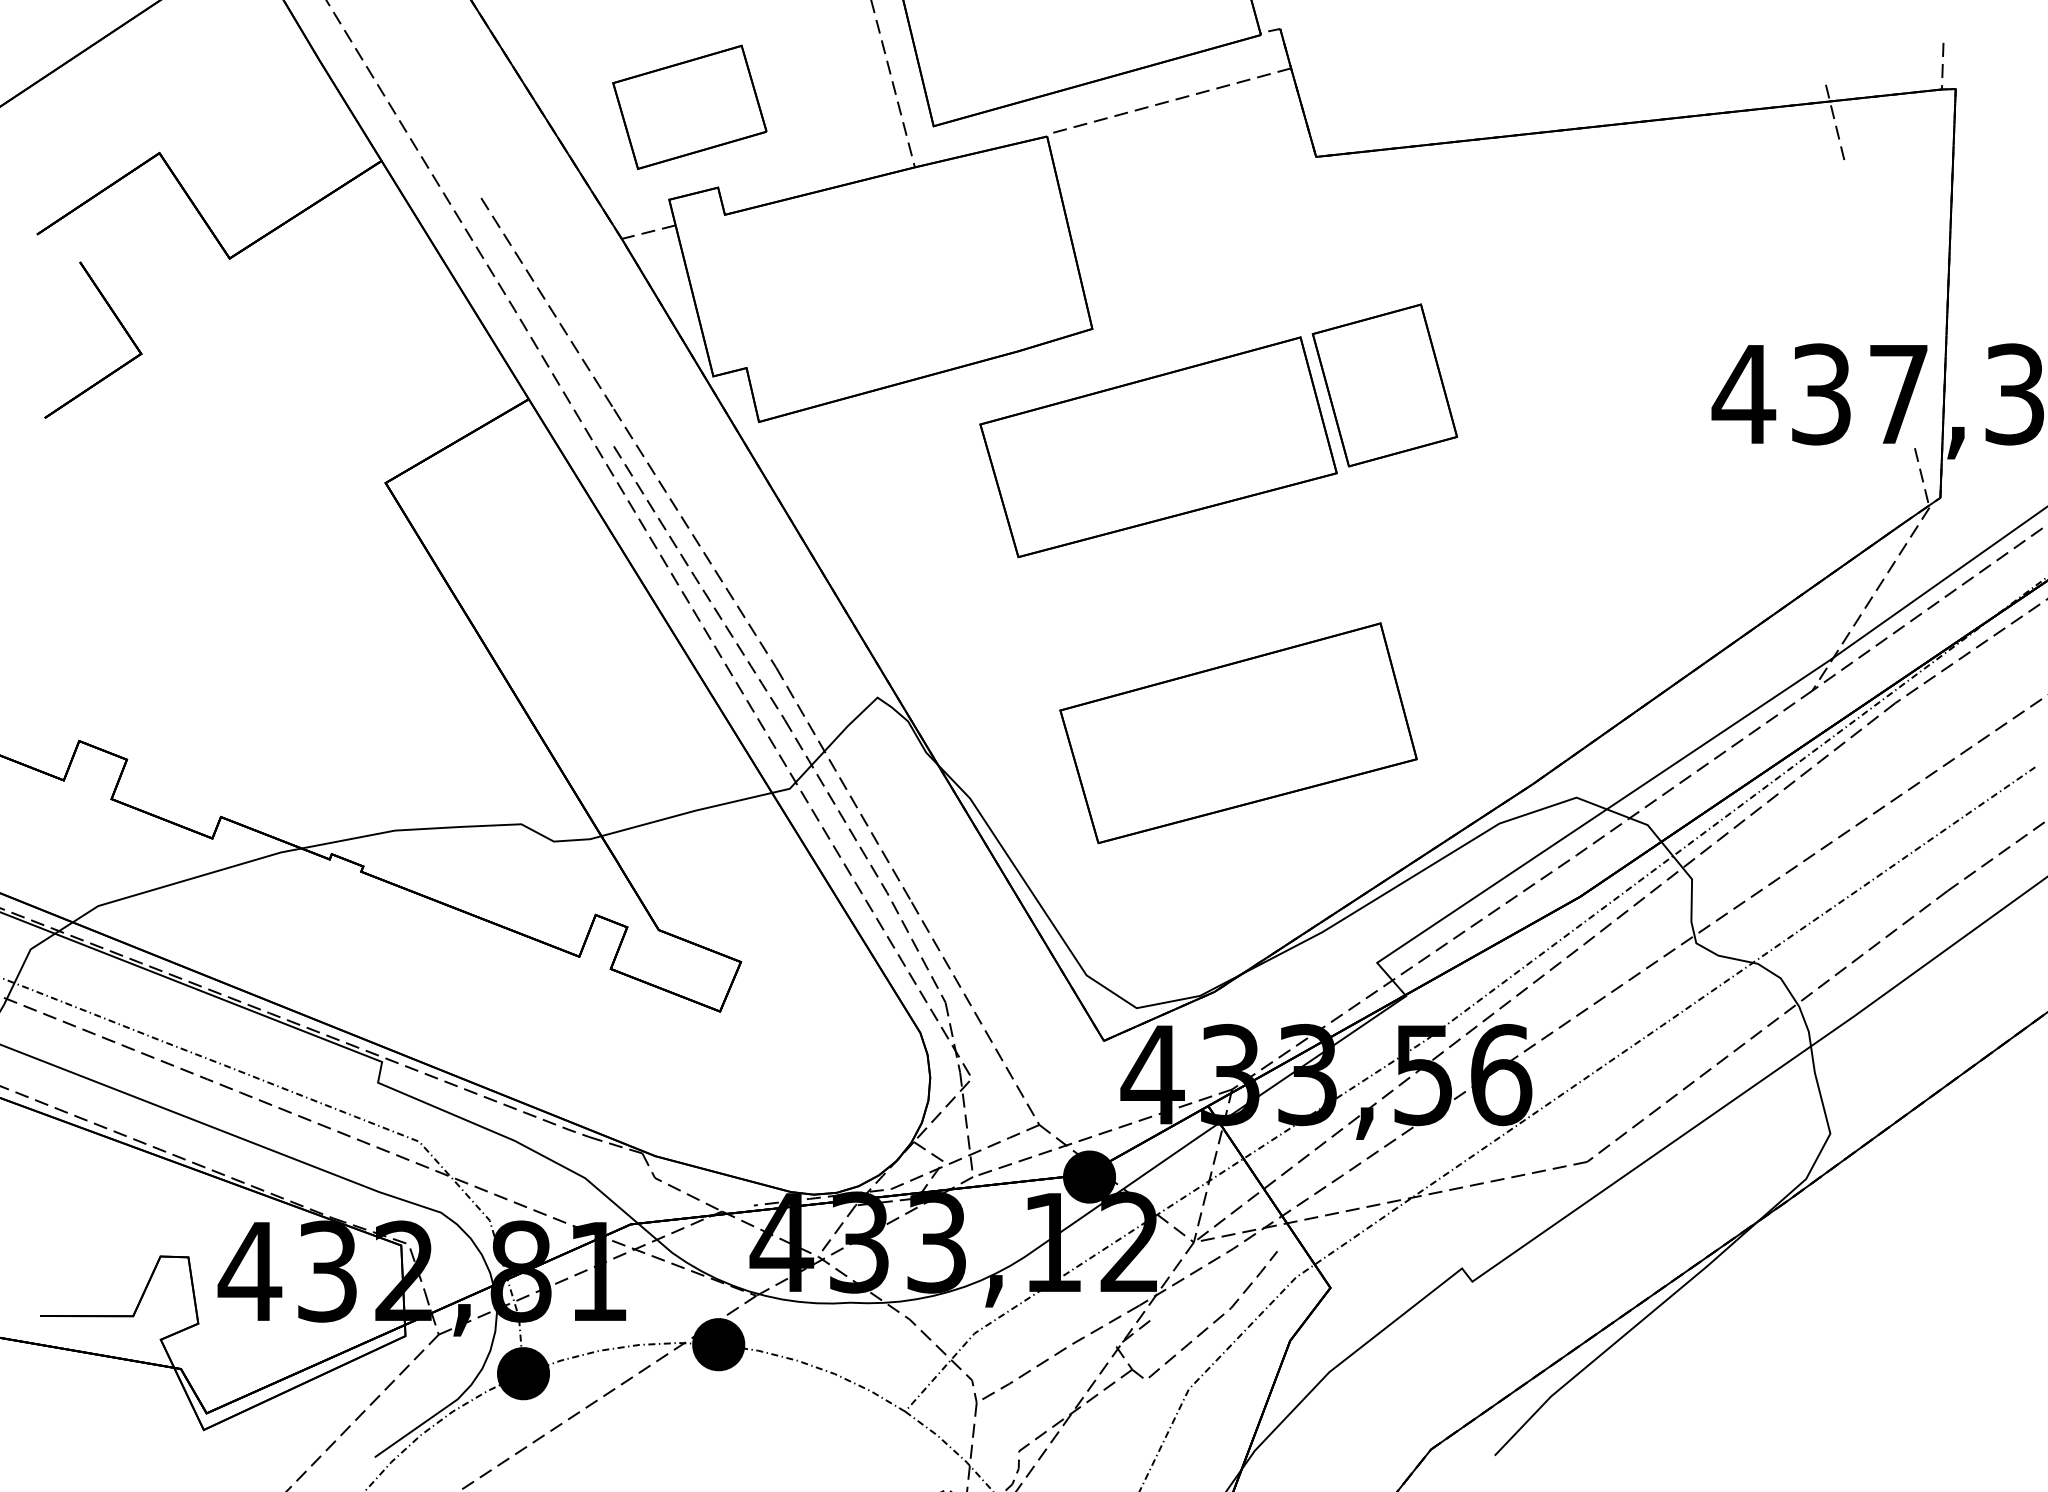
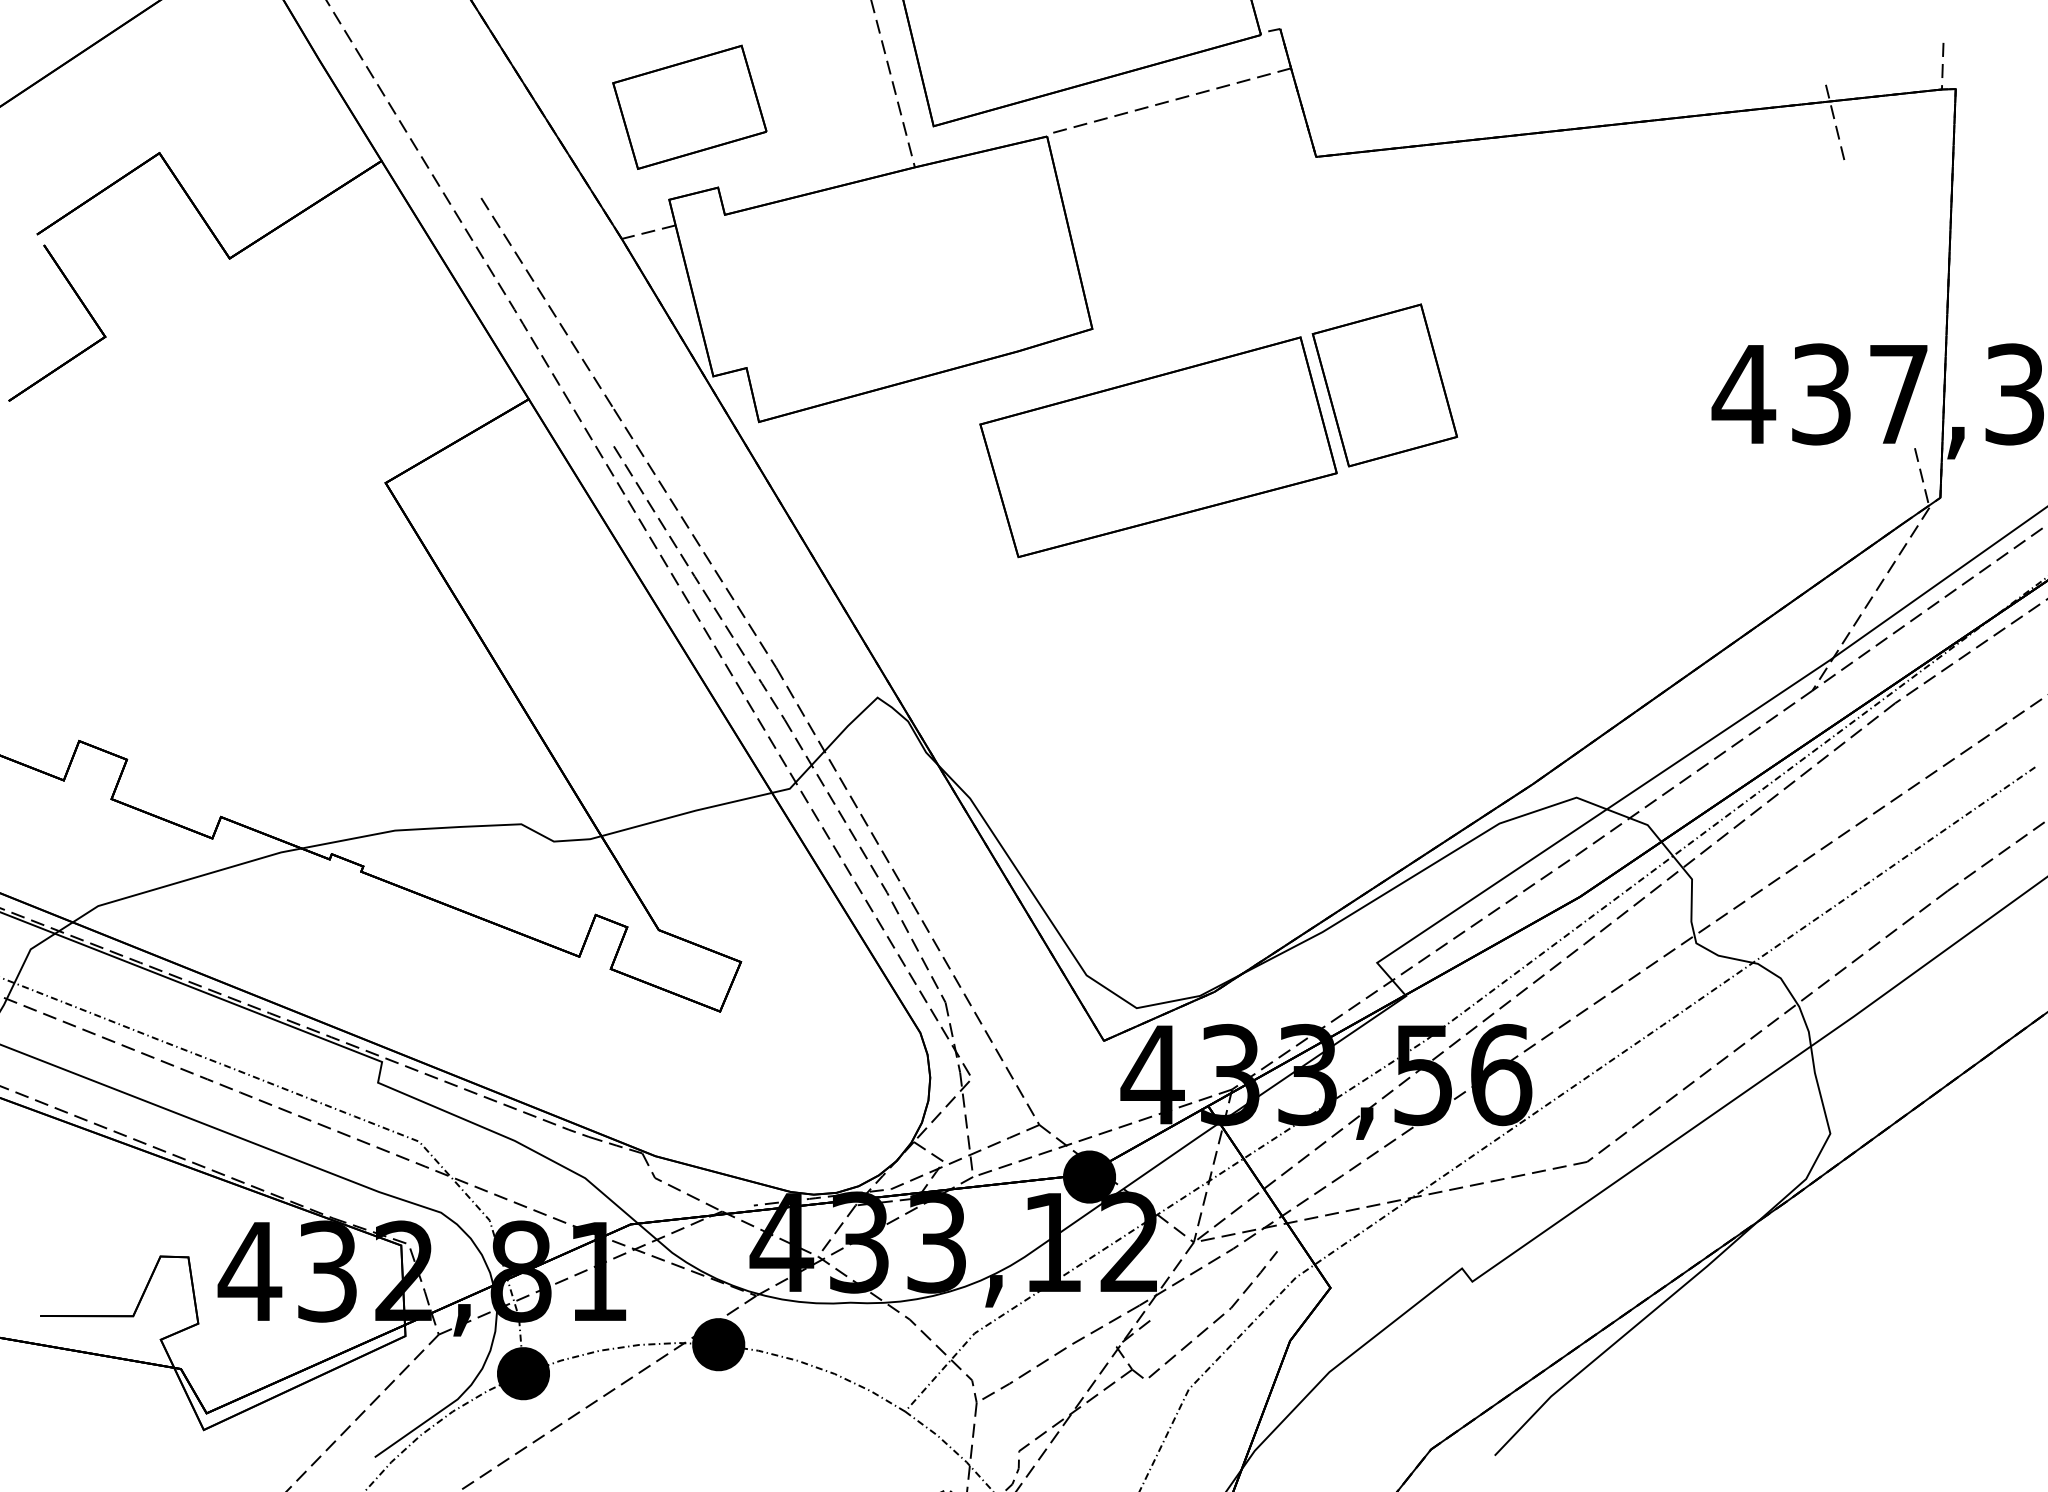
part position: (119, 323) -> (83, 306) (83, 306)
part: present -> none (1238, 733)
